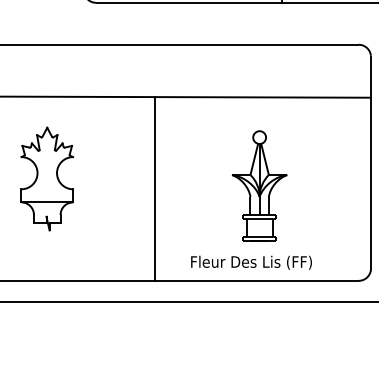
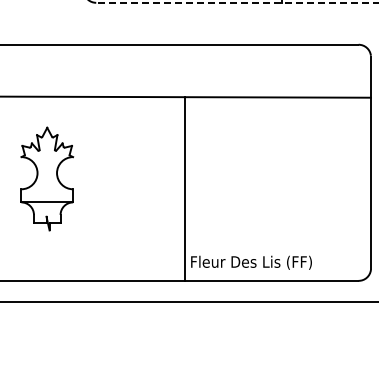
line: solid -> dashed (237, 2)
part: present -> none (259, 185)
line position: (155, 188) -> (185, 188) (185, 188)
